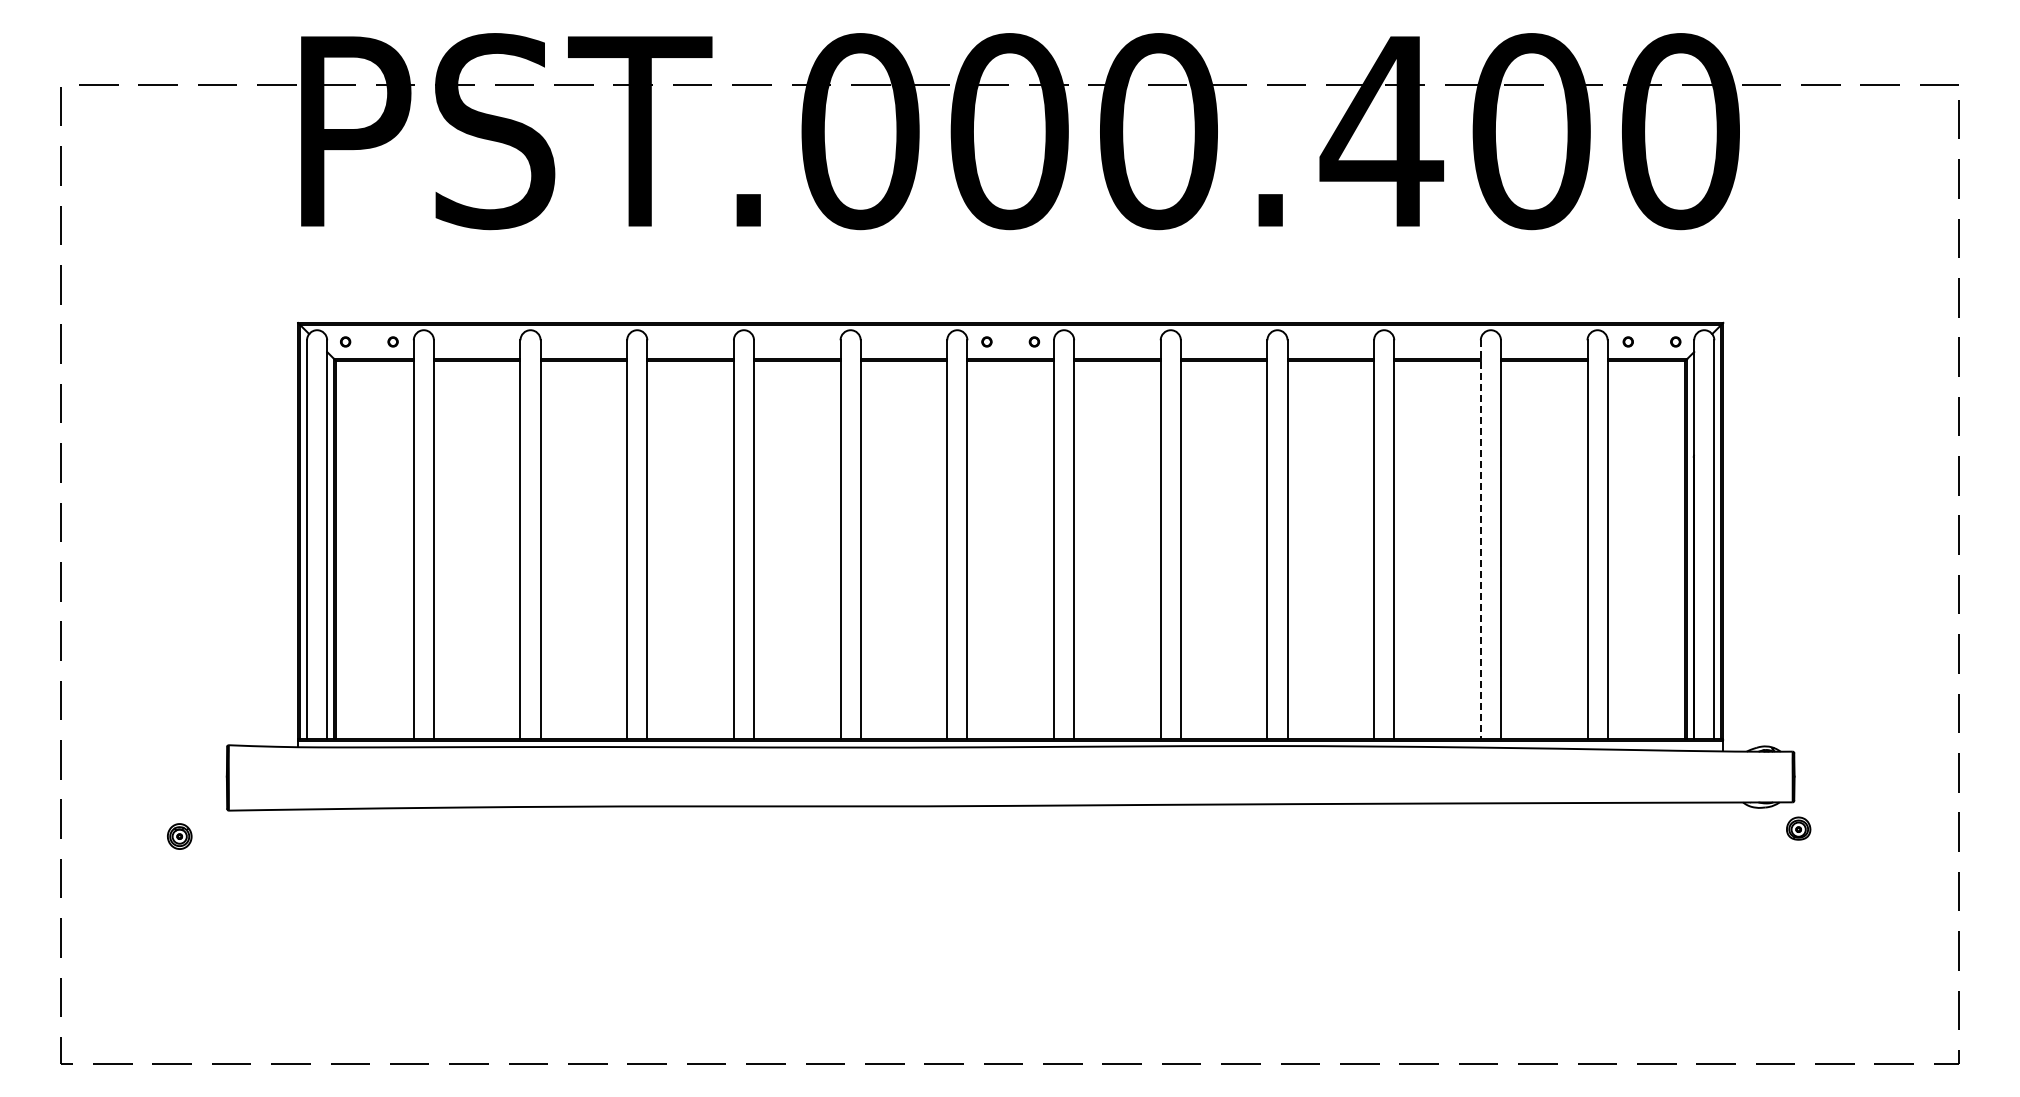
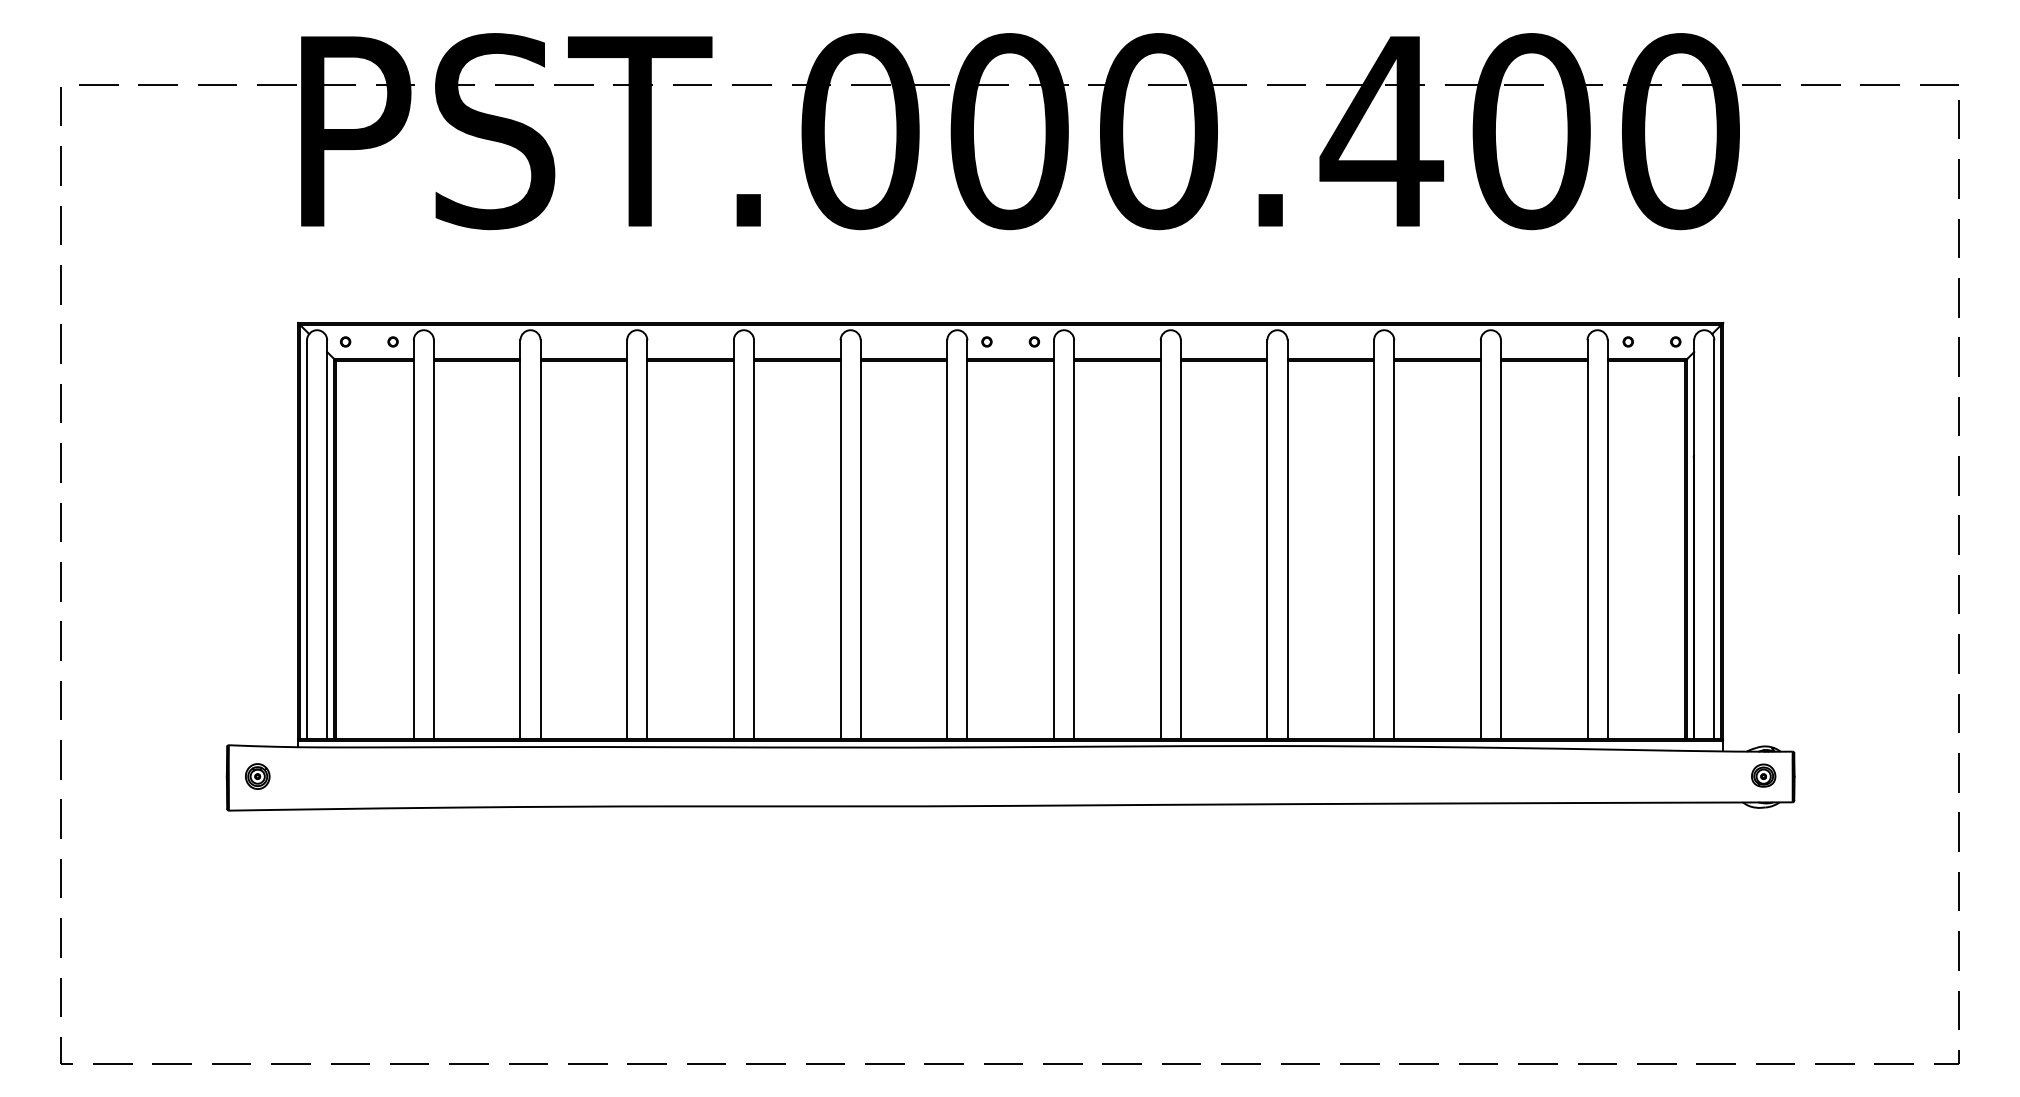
line: dashed -> solid (1480, 539)
part position: (1798, 828) -> (1763, 775) (1763, 775)
part position: (179, 836) -> (257, 776) (257, 776)
